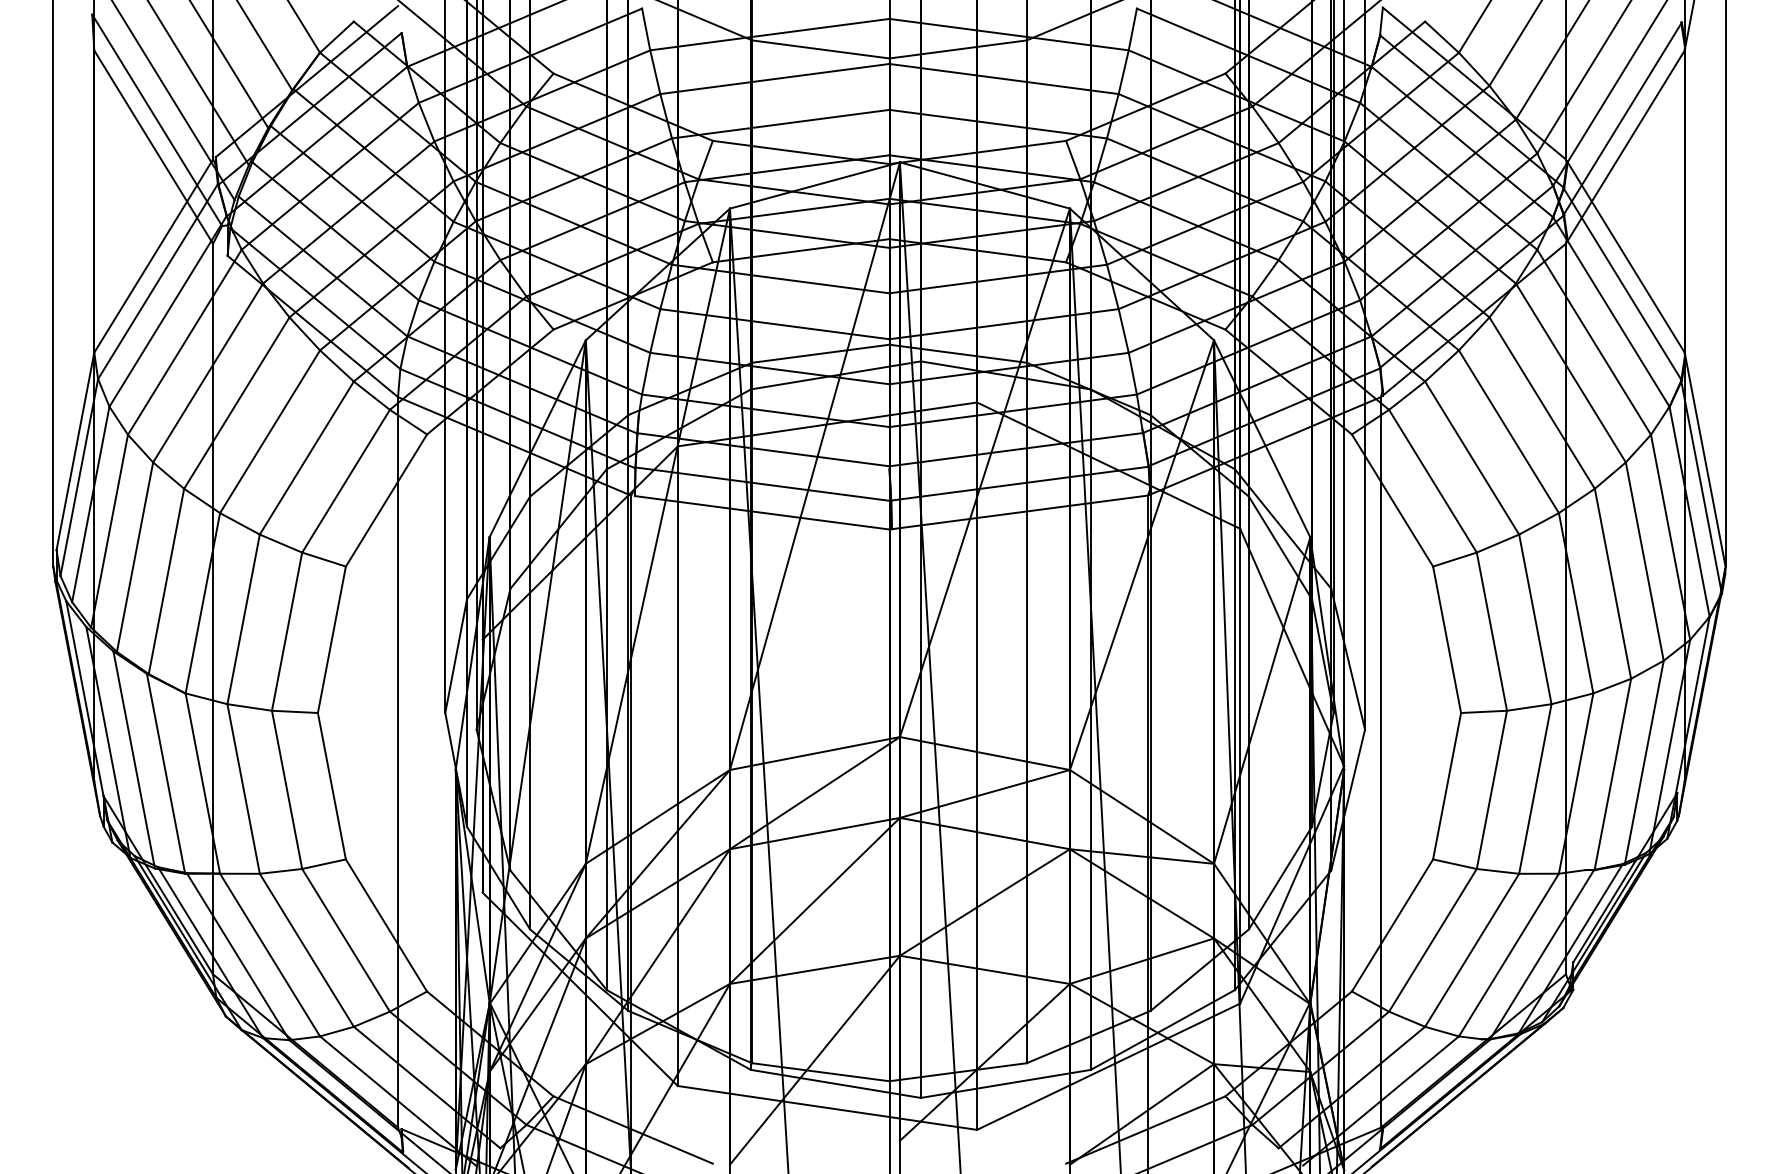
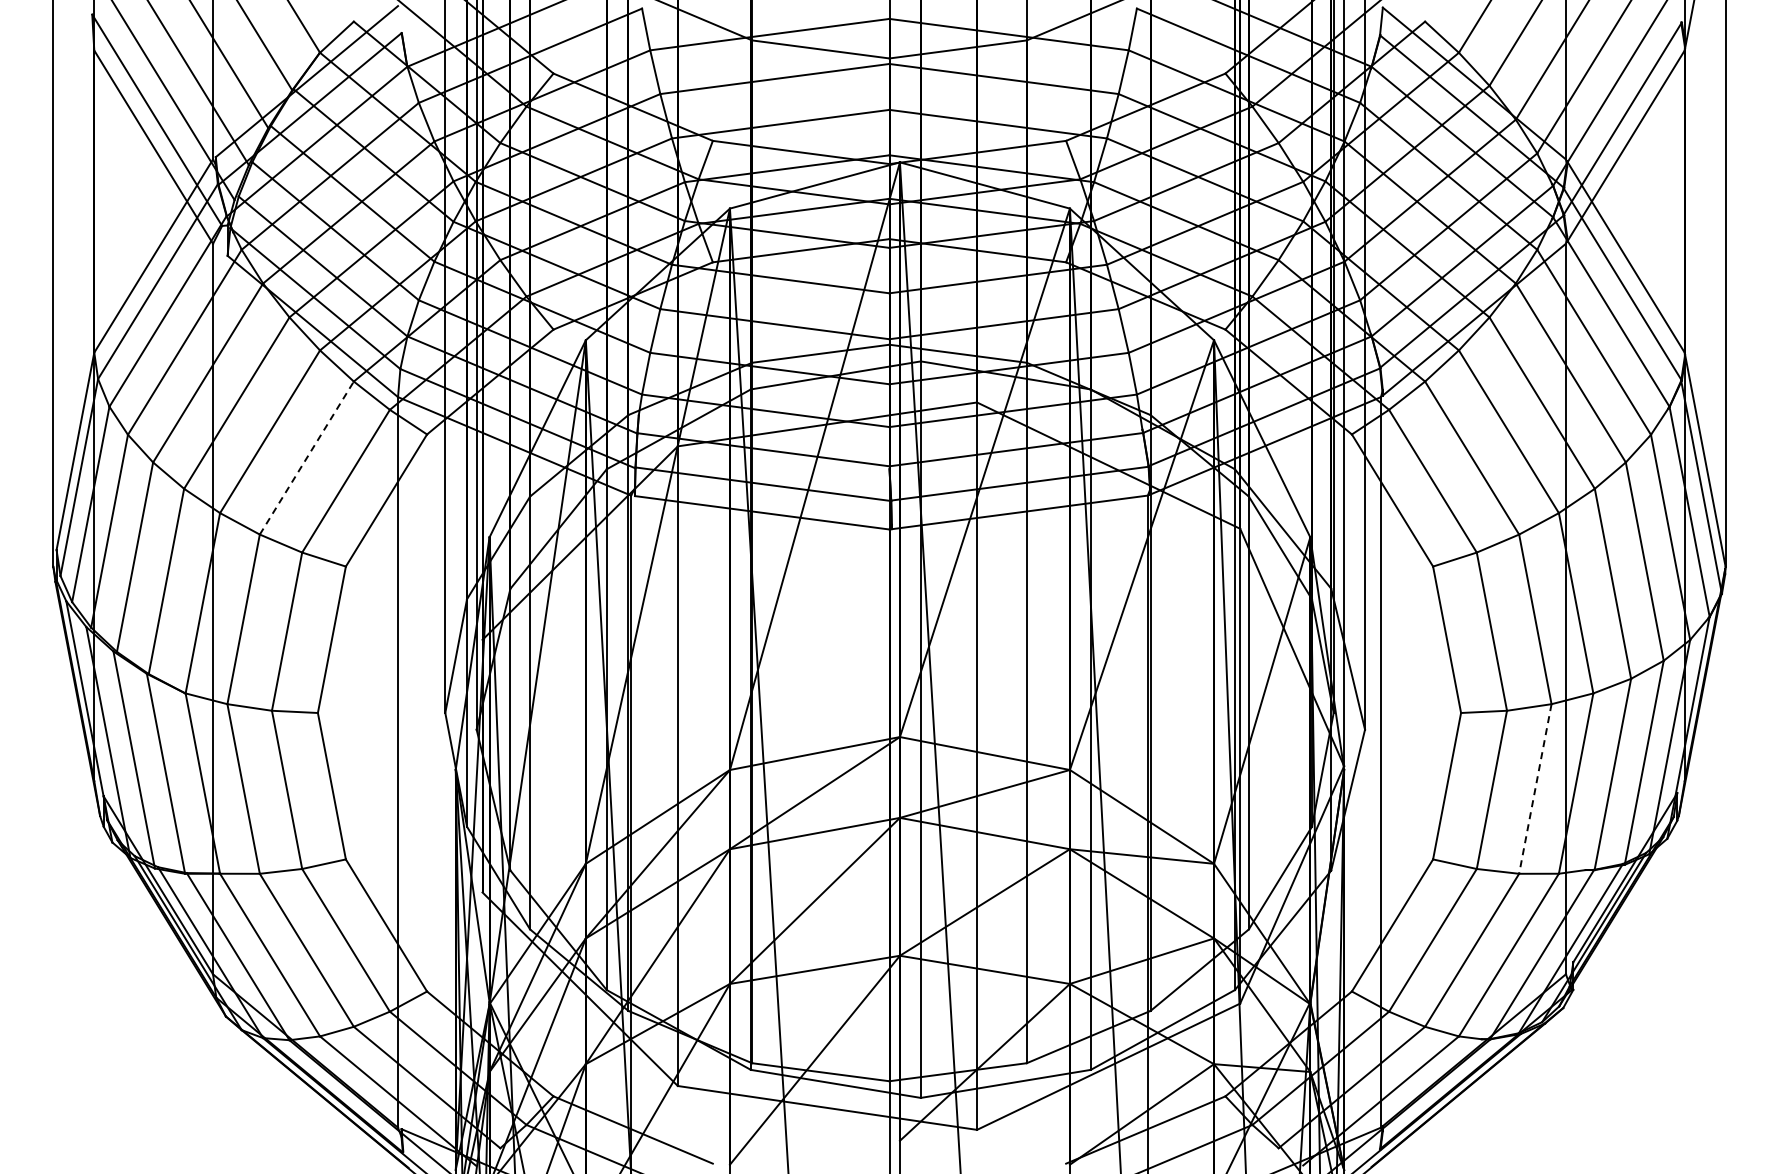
line: solid -> dashed (306, 458)
line: solid -> dashed (1535, 789)
